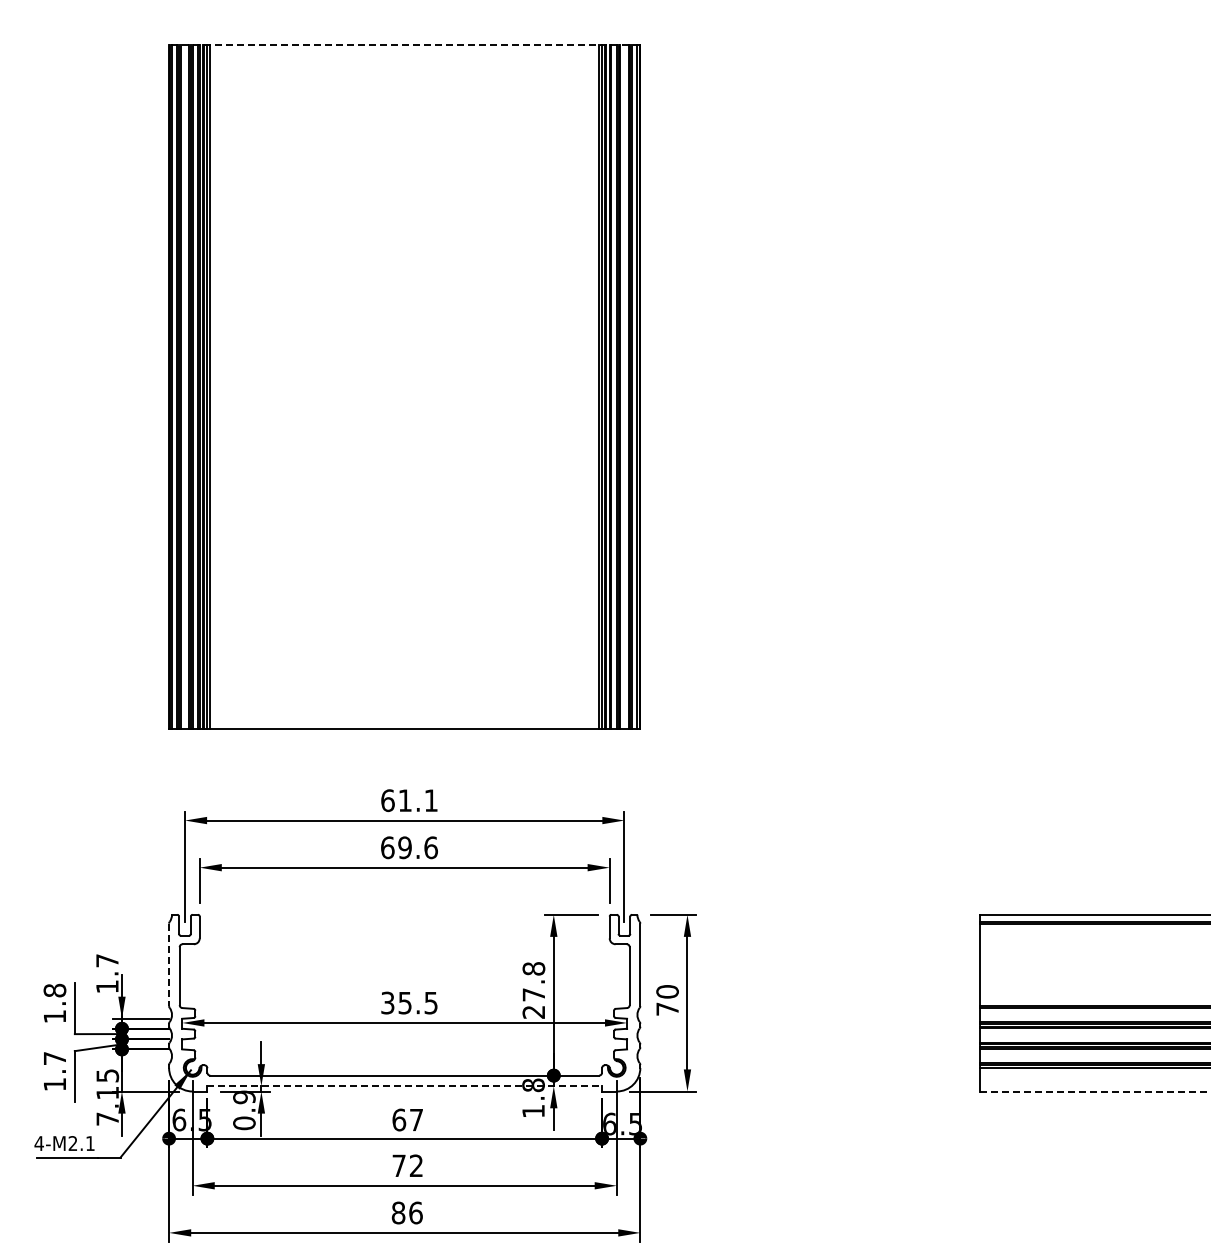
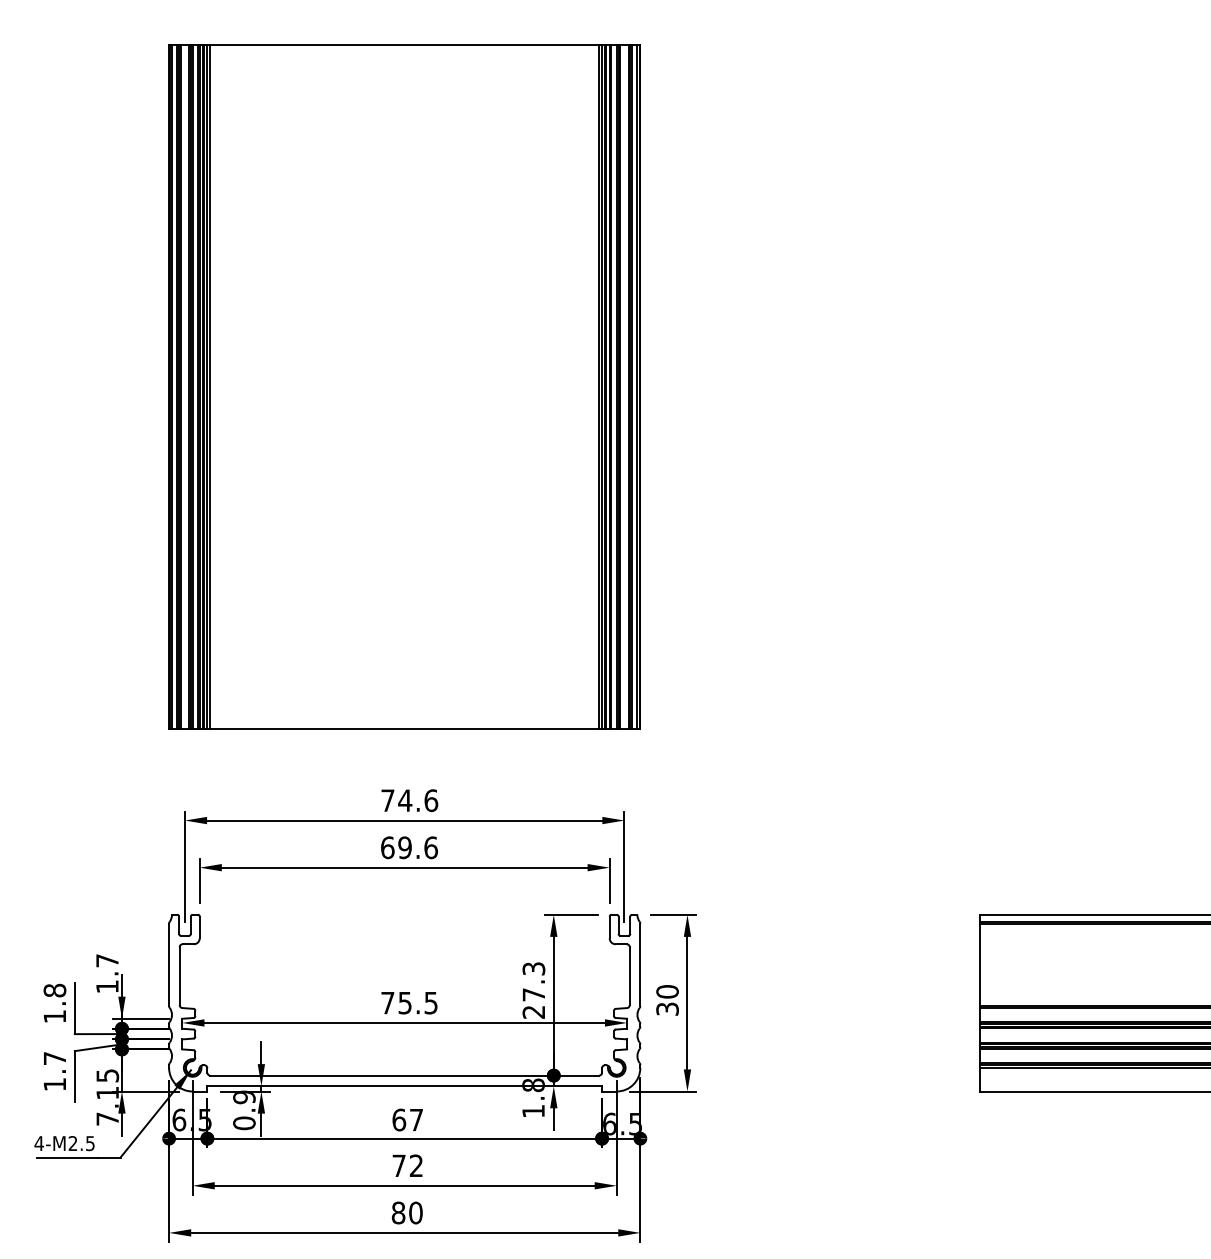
line: dashed -> solid (404, 45)
text: 61.1 -> 74.6 (409, 800)
line: dashed -> solid (169, 965)
text: 27.8 -> 27.3 (533, 968)
text: 35.5 -> 75.5 (387, 1002)
text: 70 -> 30 (667, 1008)
line: dashed -> solid (405, 1086)
line: dashed -> solid (1095, 1091)
text: 4-M2.1 -> 4-M2.5 (90, 1143)
text: 86 -> 80 (415, 1212)
